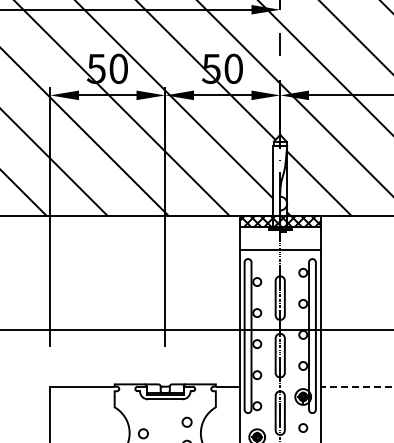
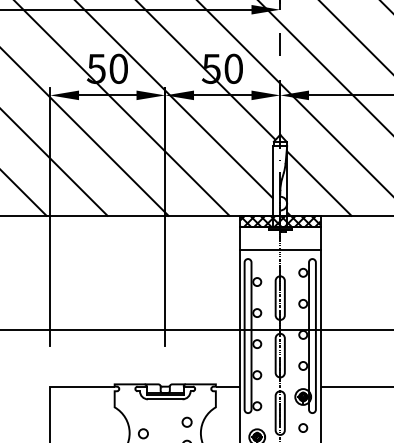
line: dashed -> solid (356, 386)
